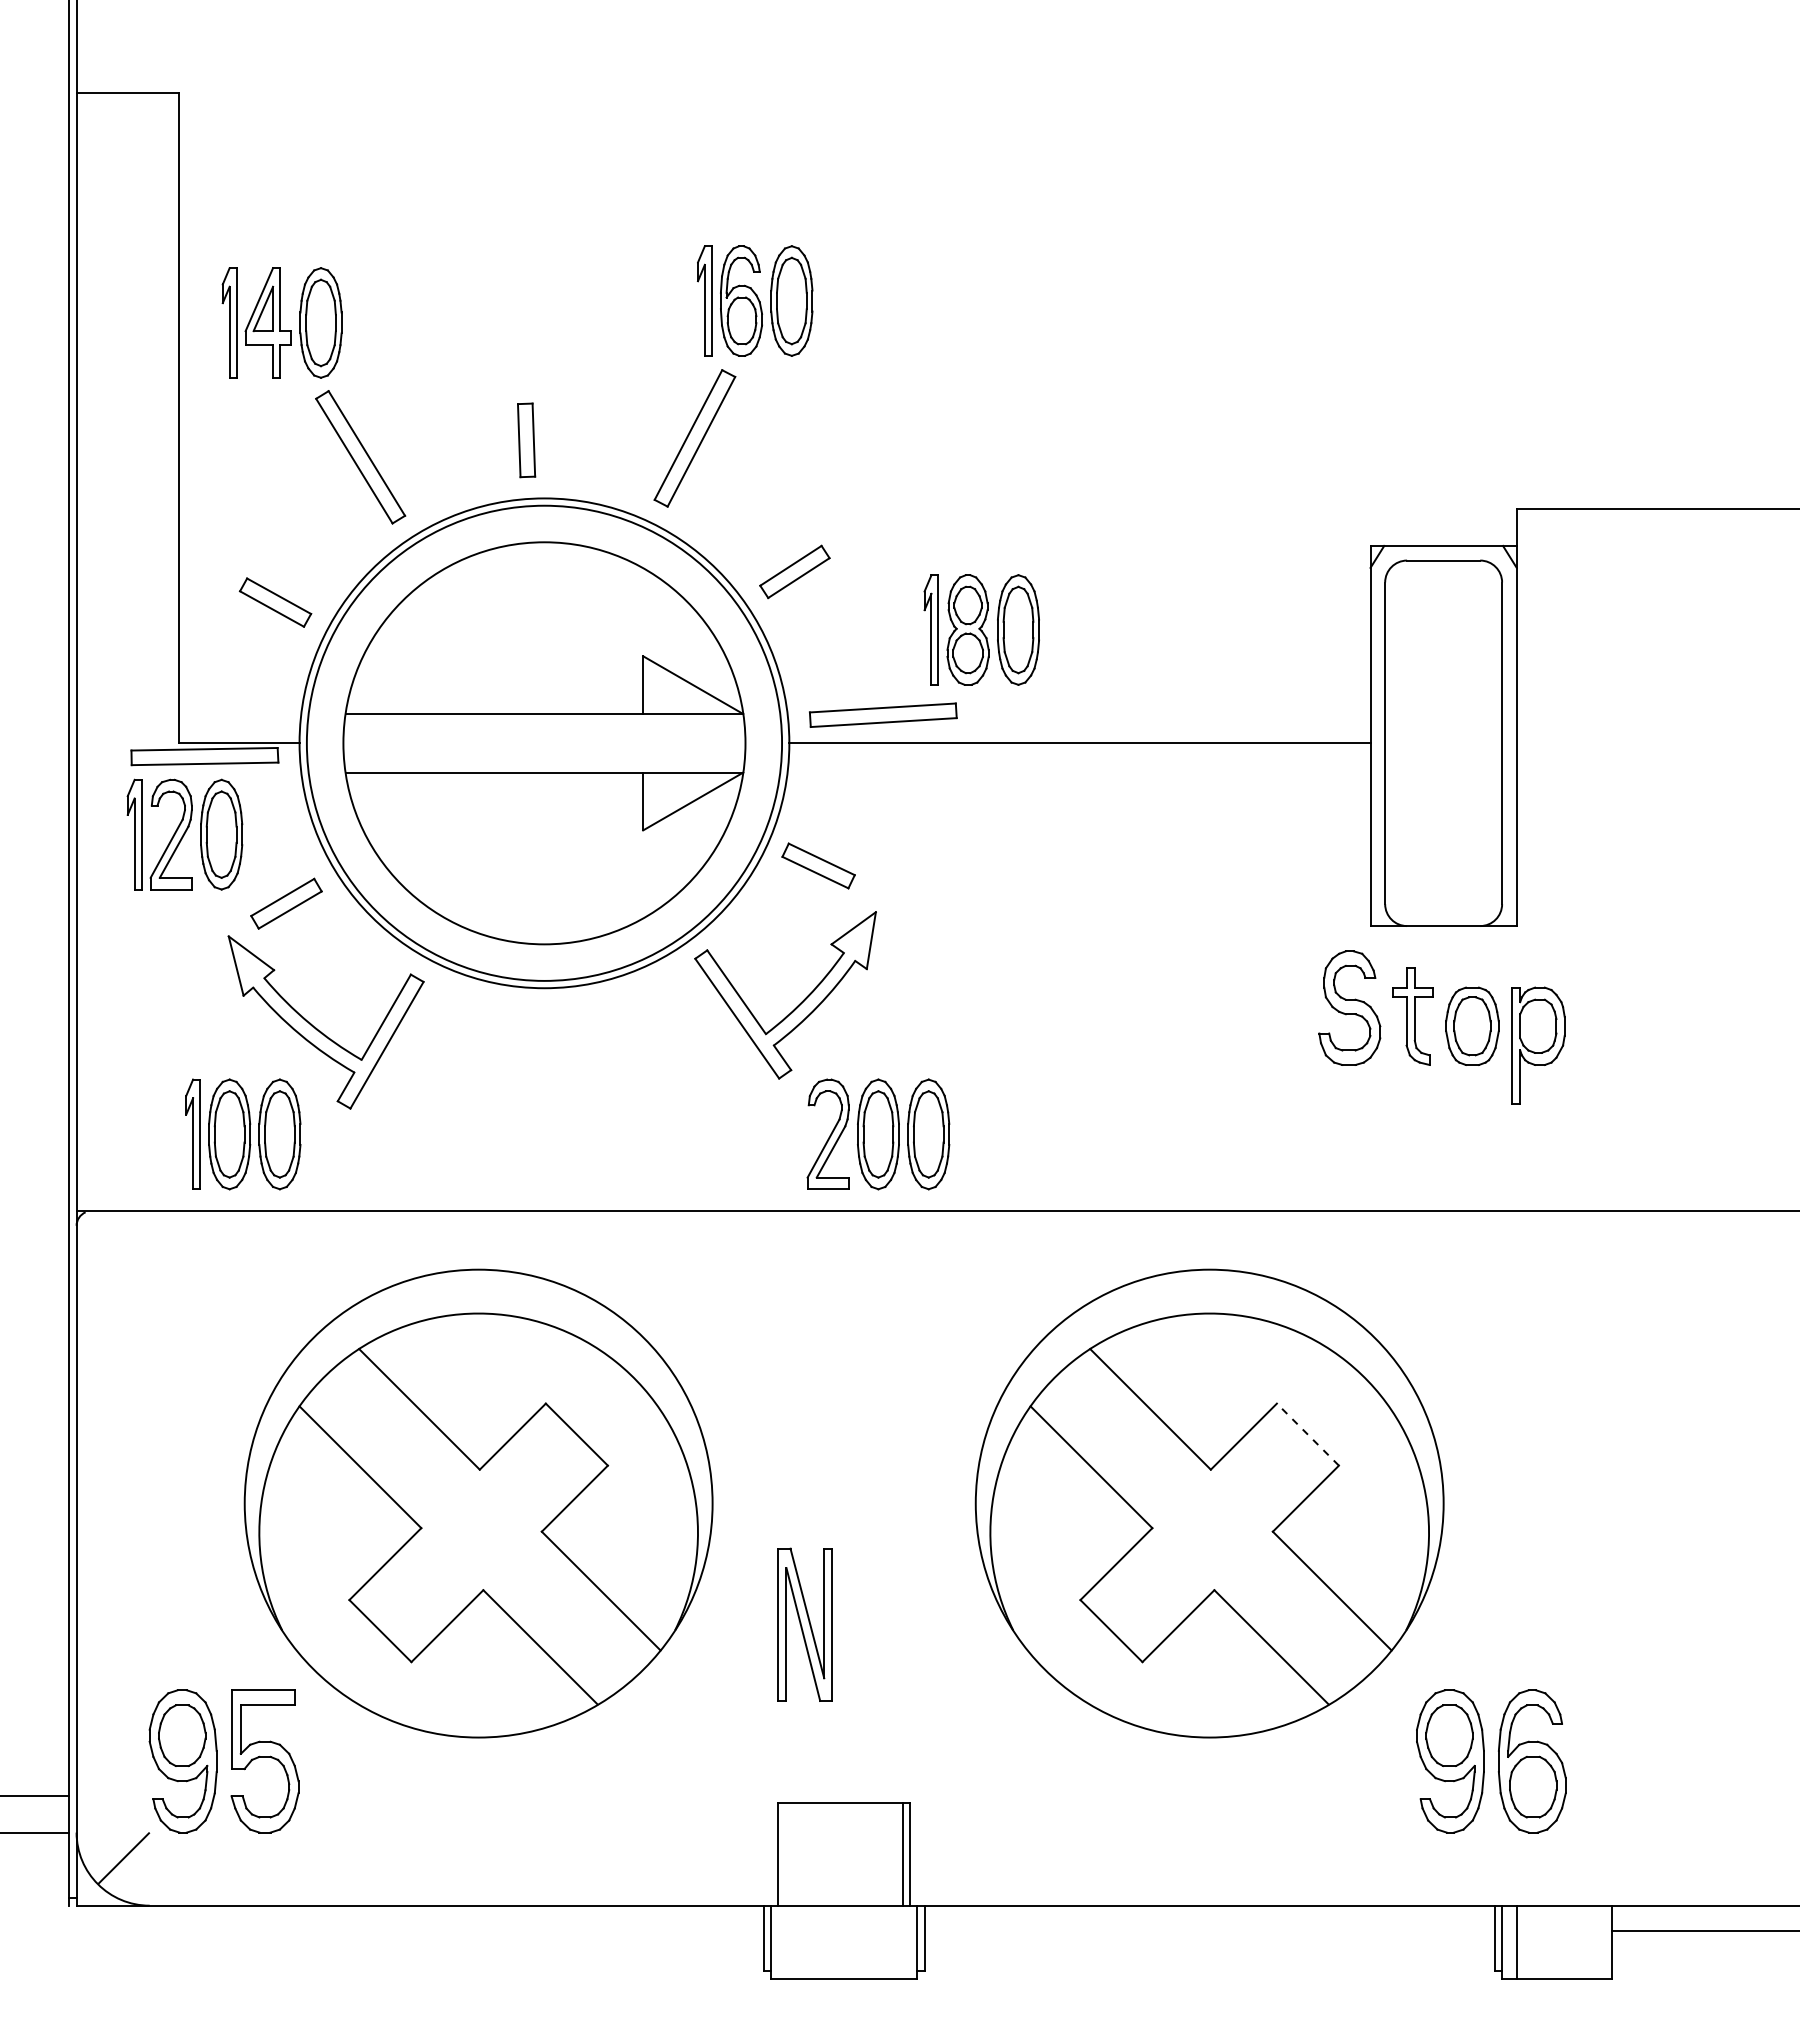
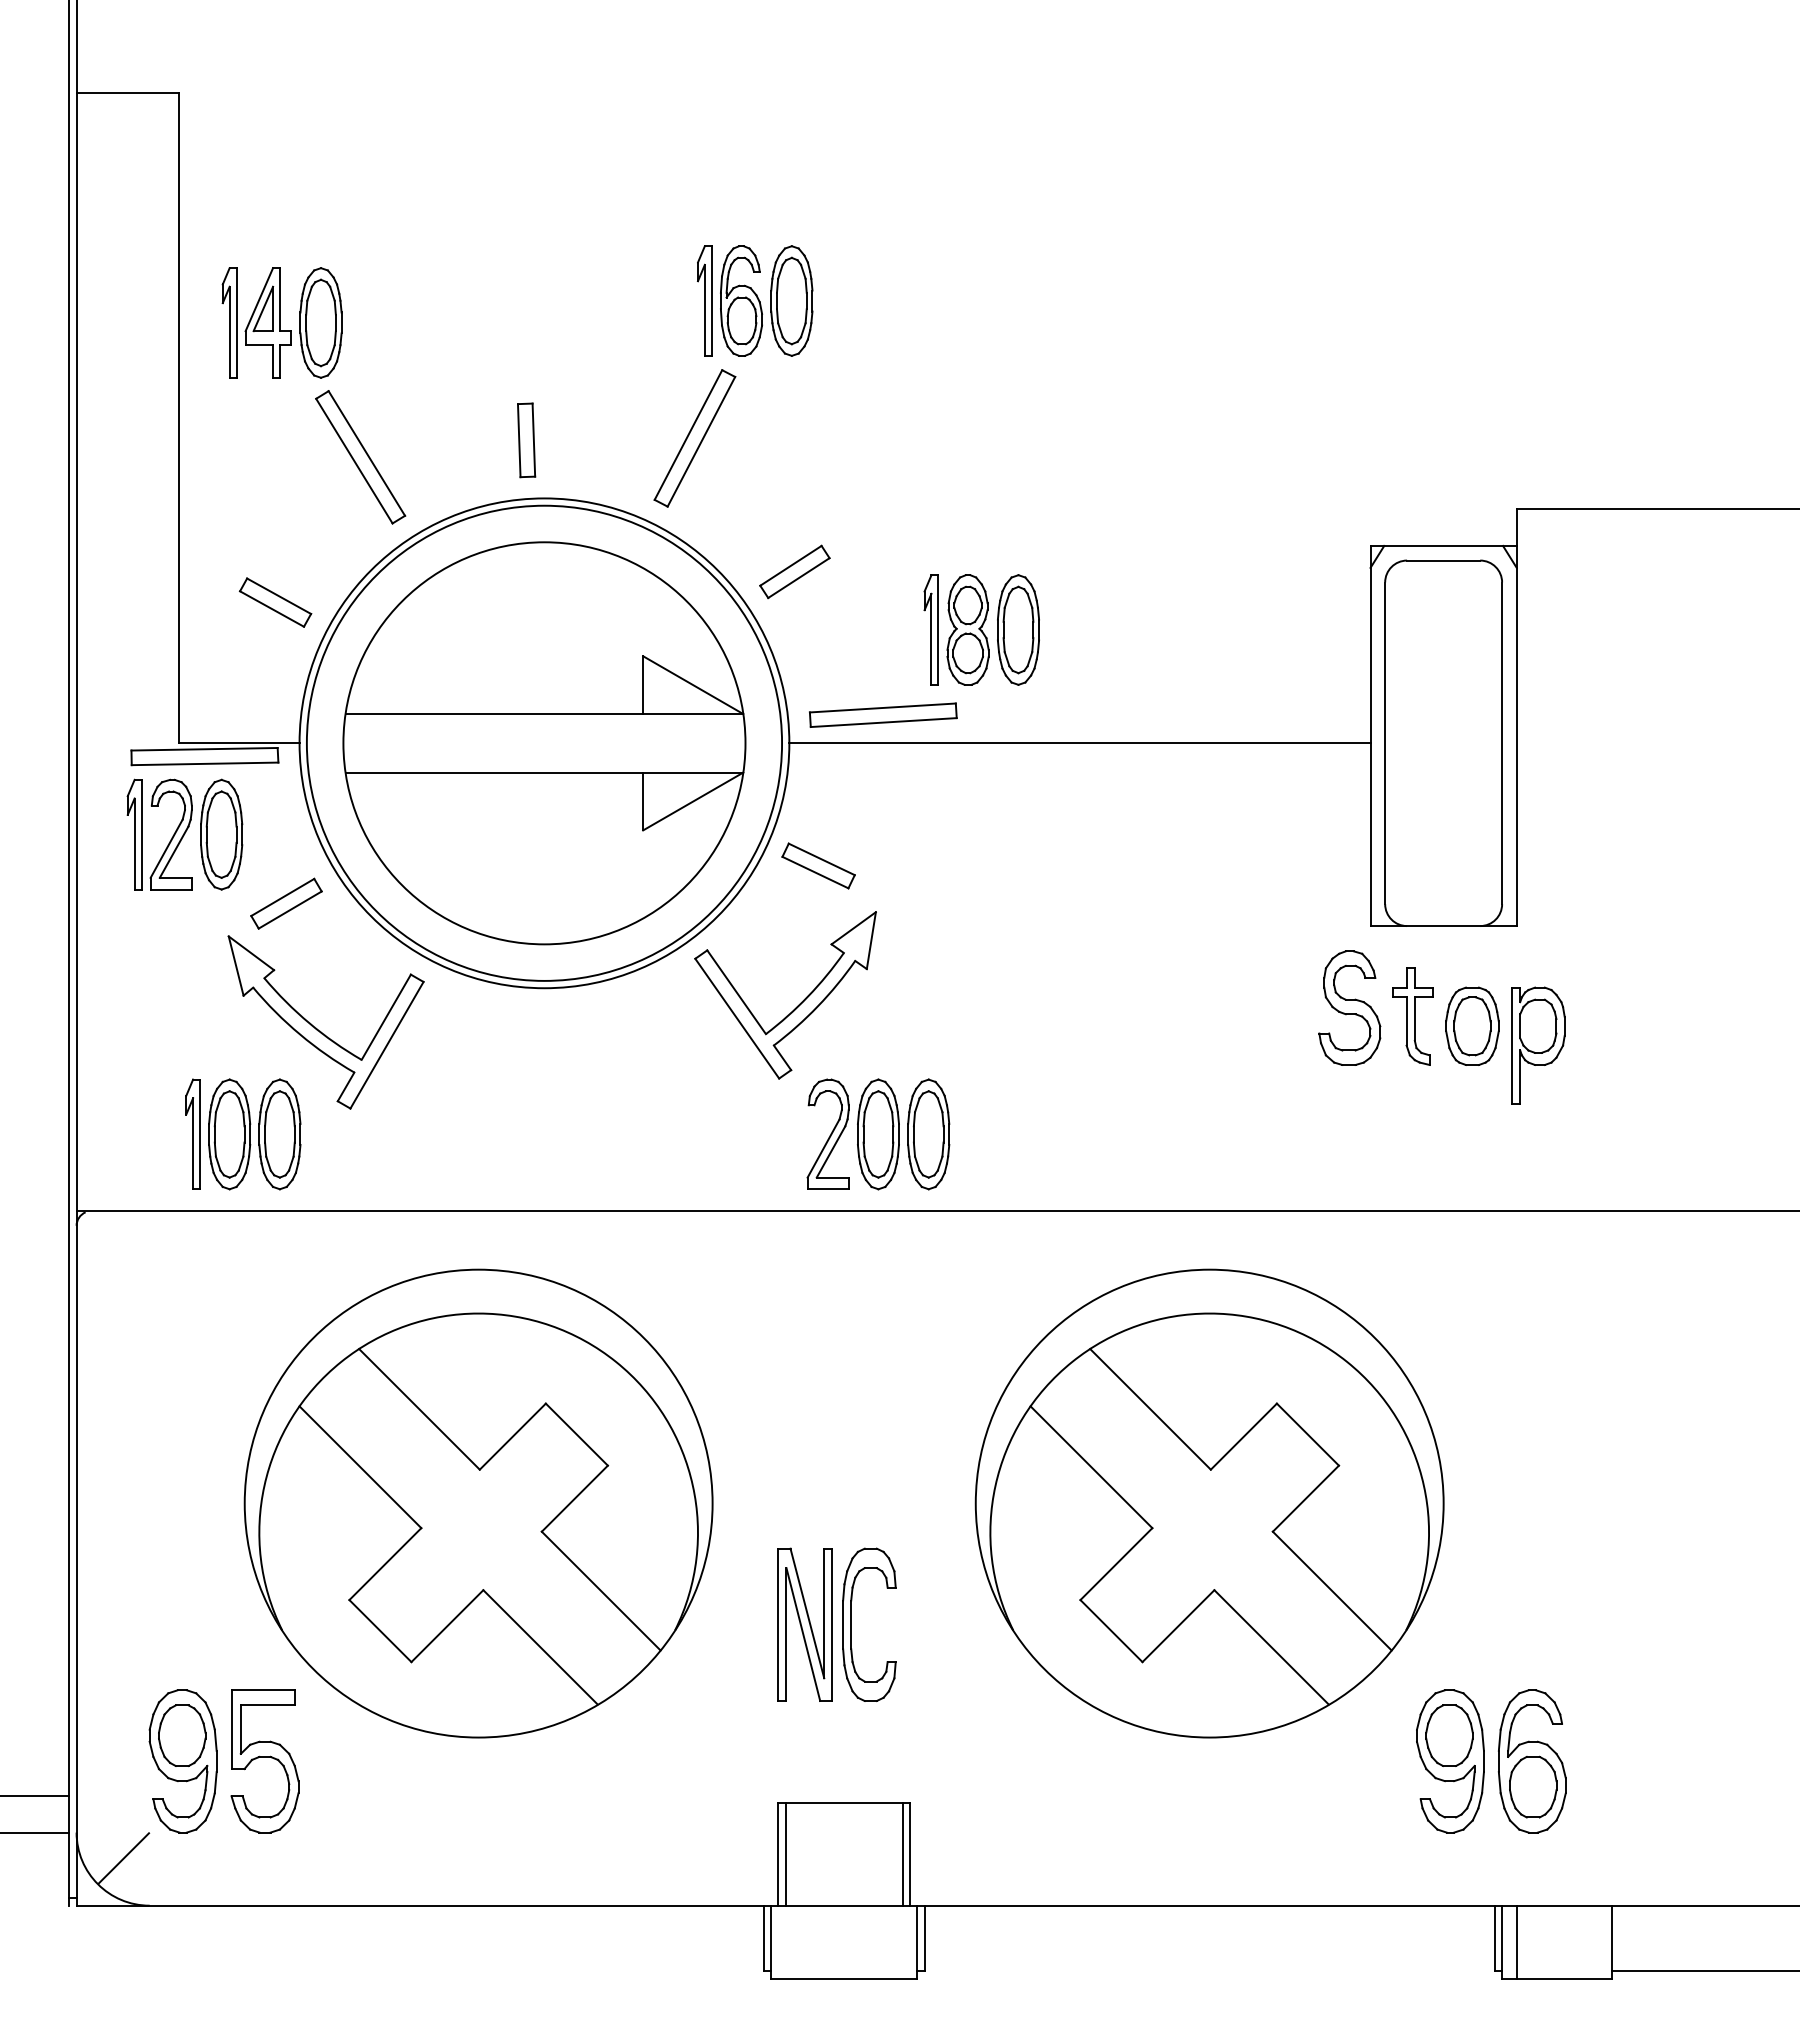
line: dashed -> solid (1307, 1434)
part: none -> present (851, 1624)
line: none -> present (785, 1854)
line position: (1703, 1931) -> (1703, 1971) (1703, 1971)
